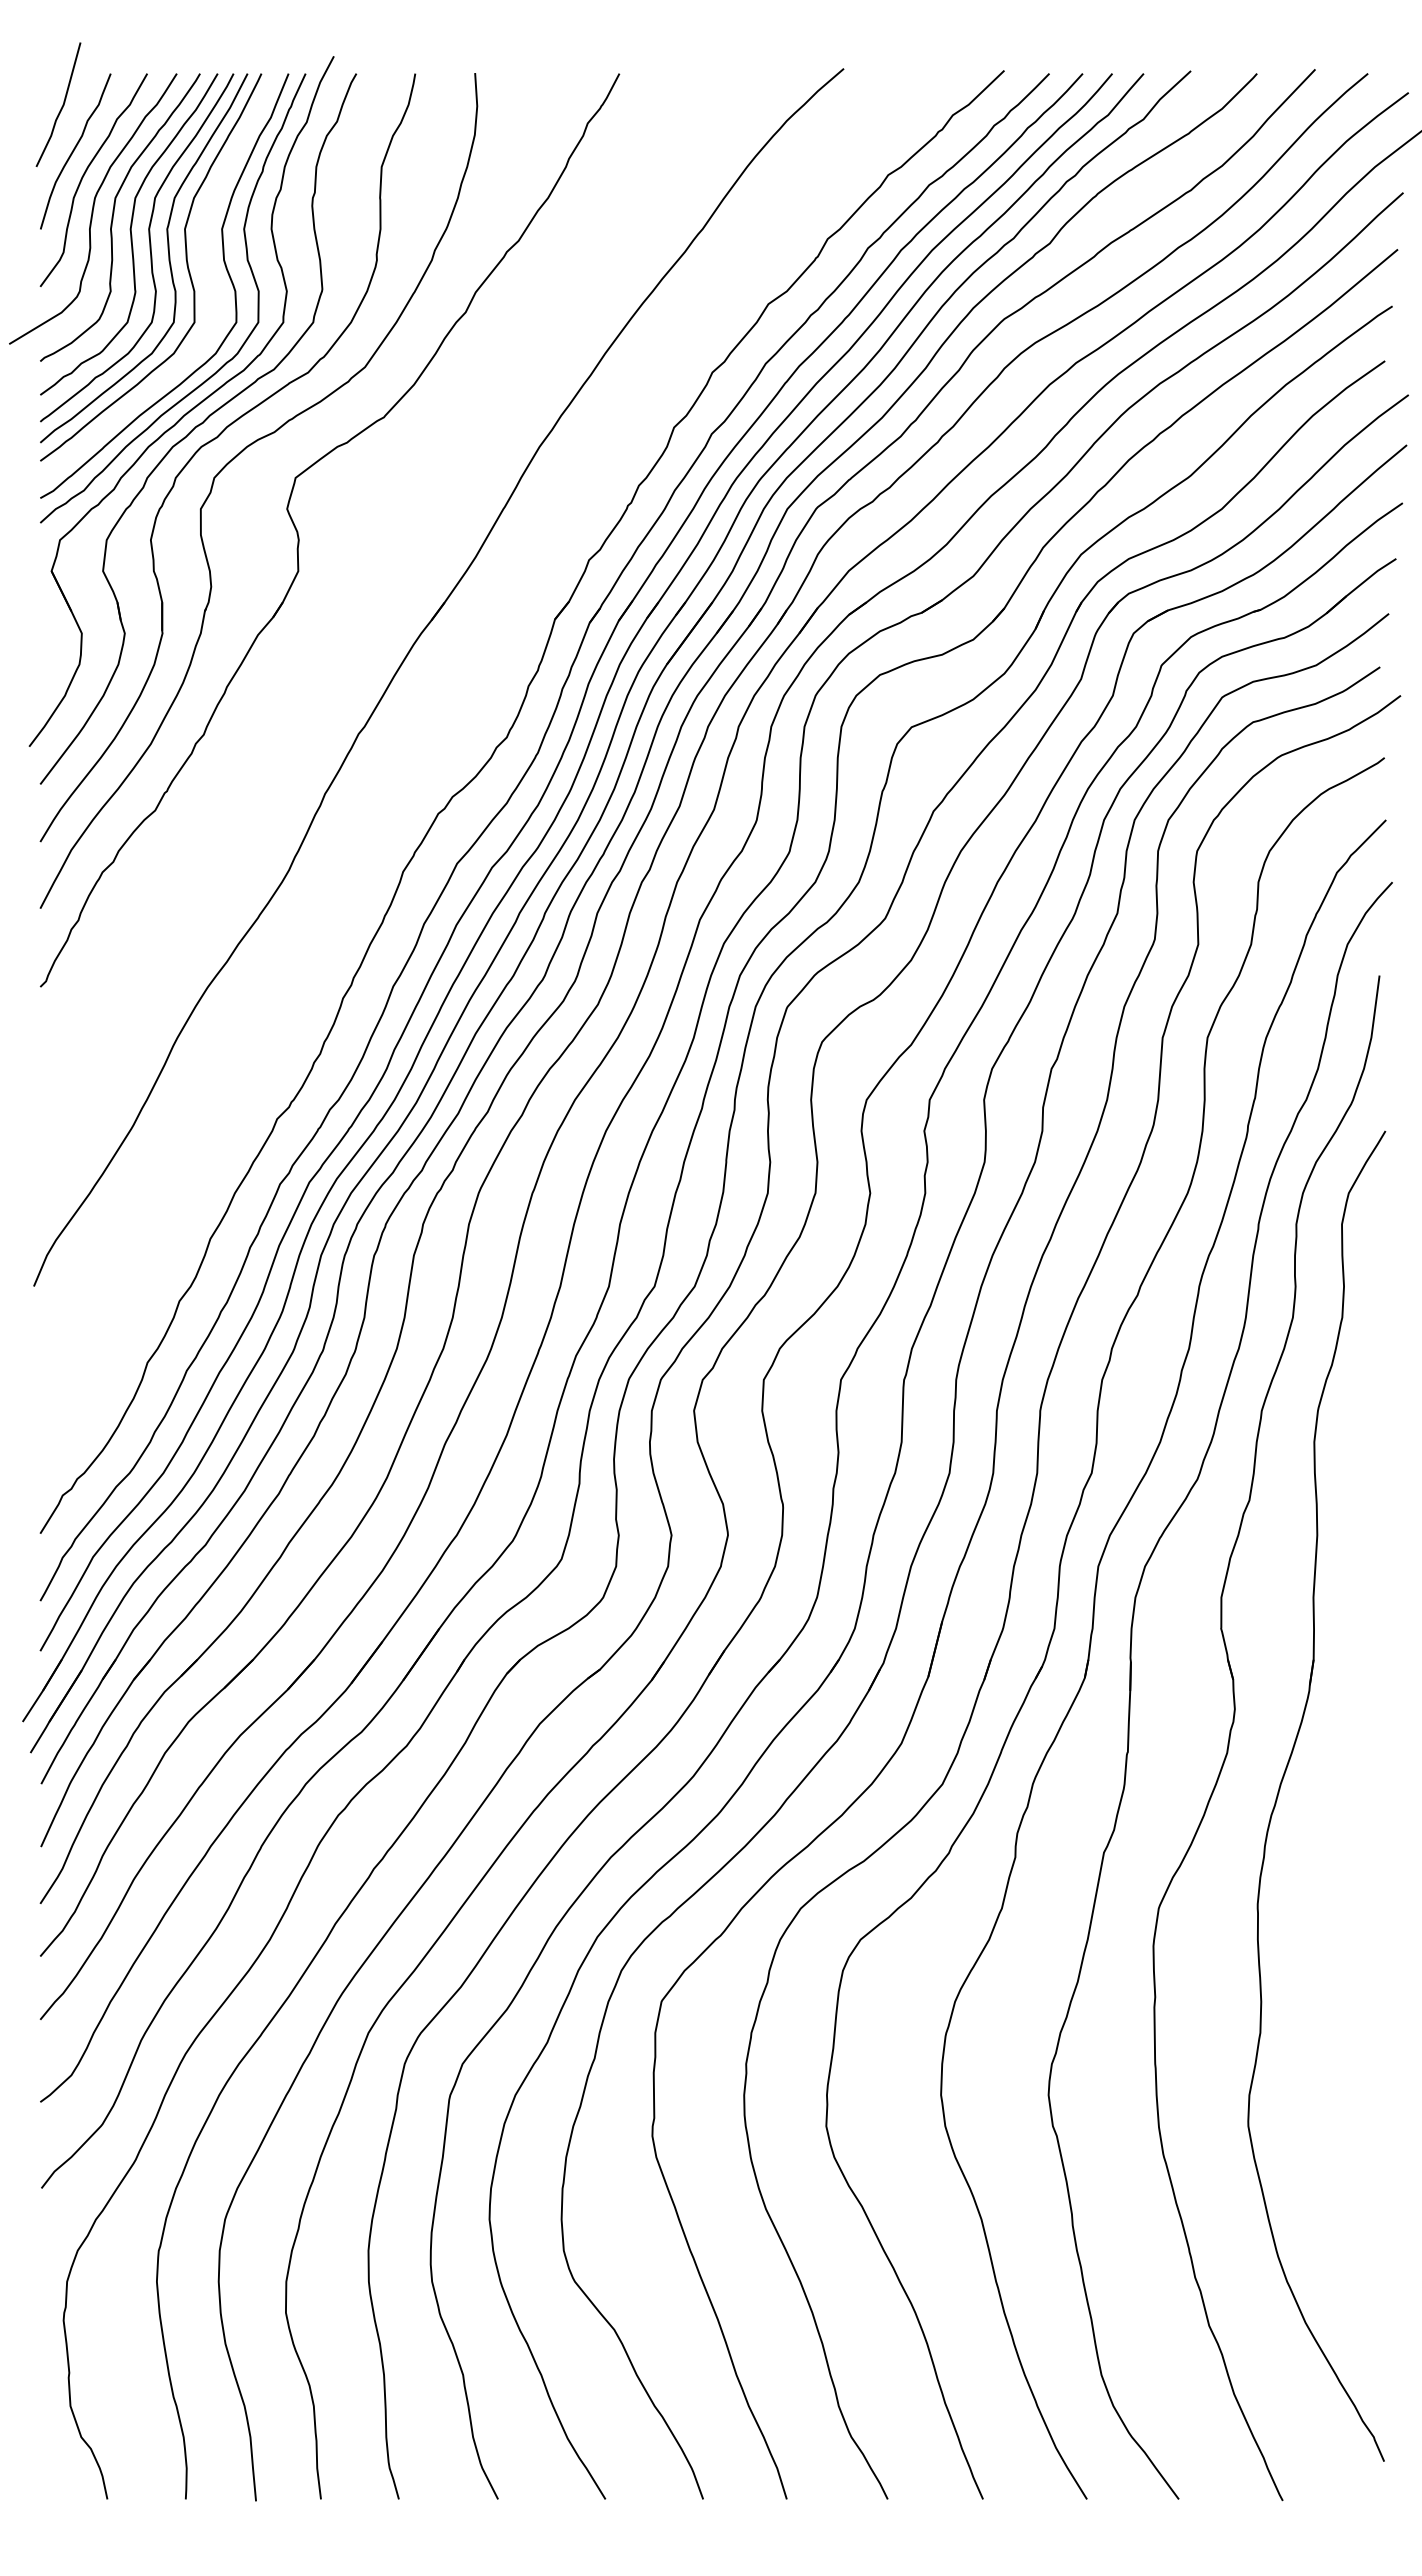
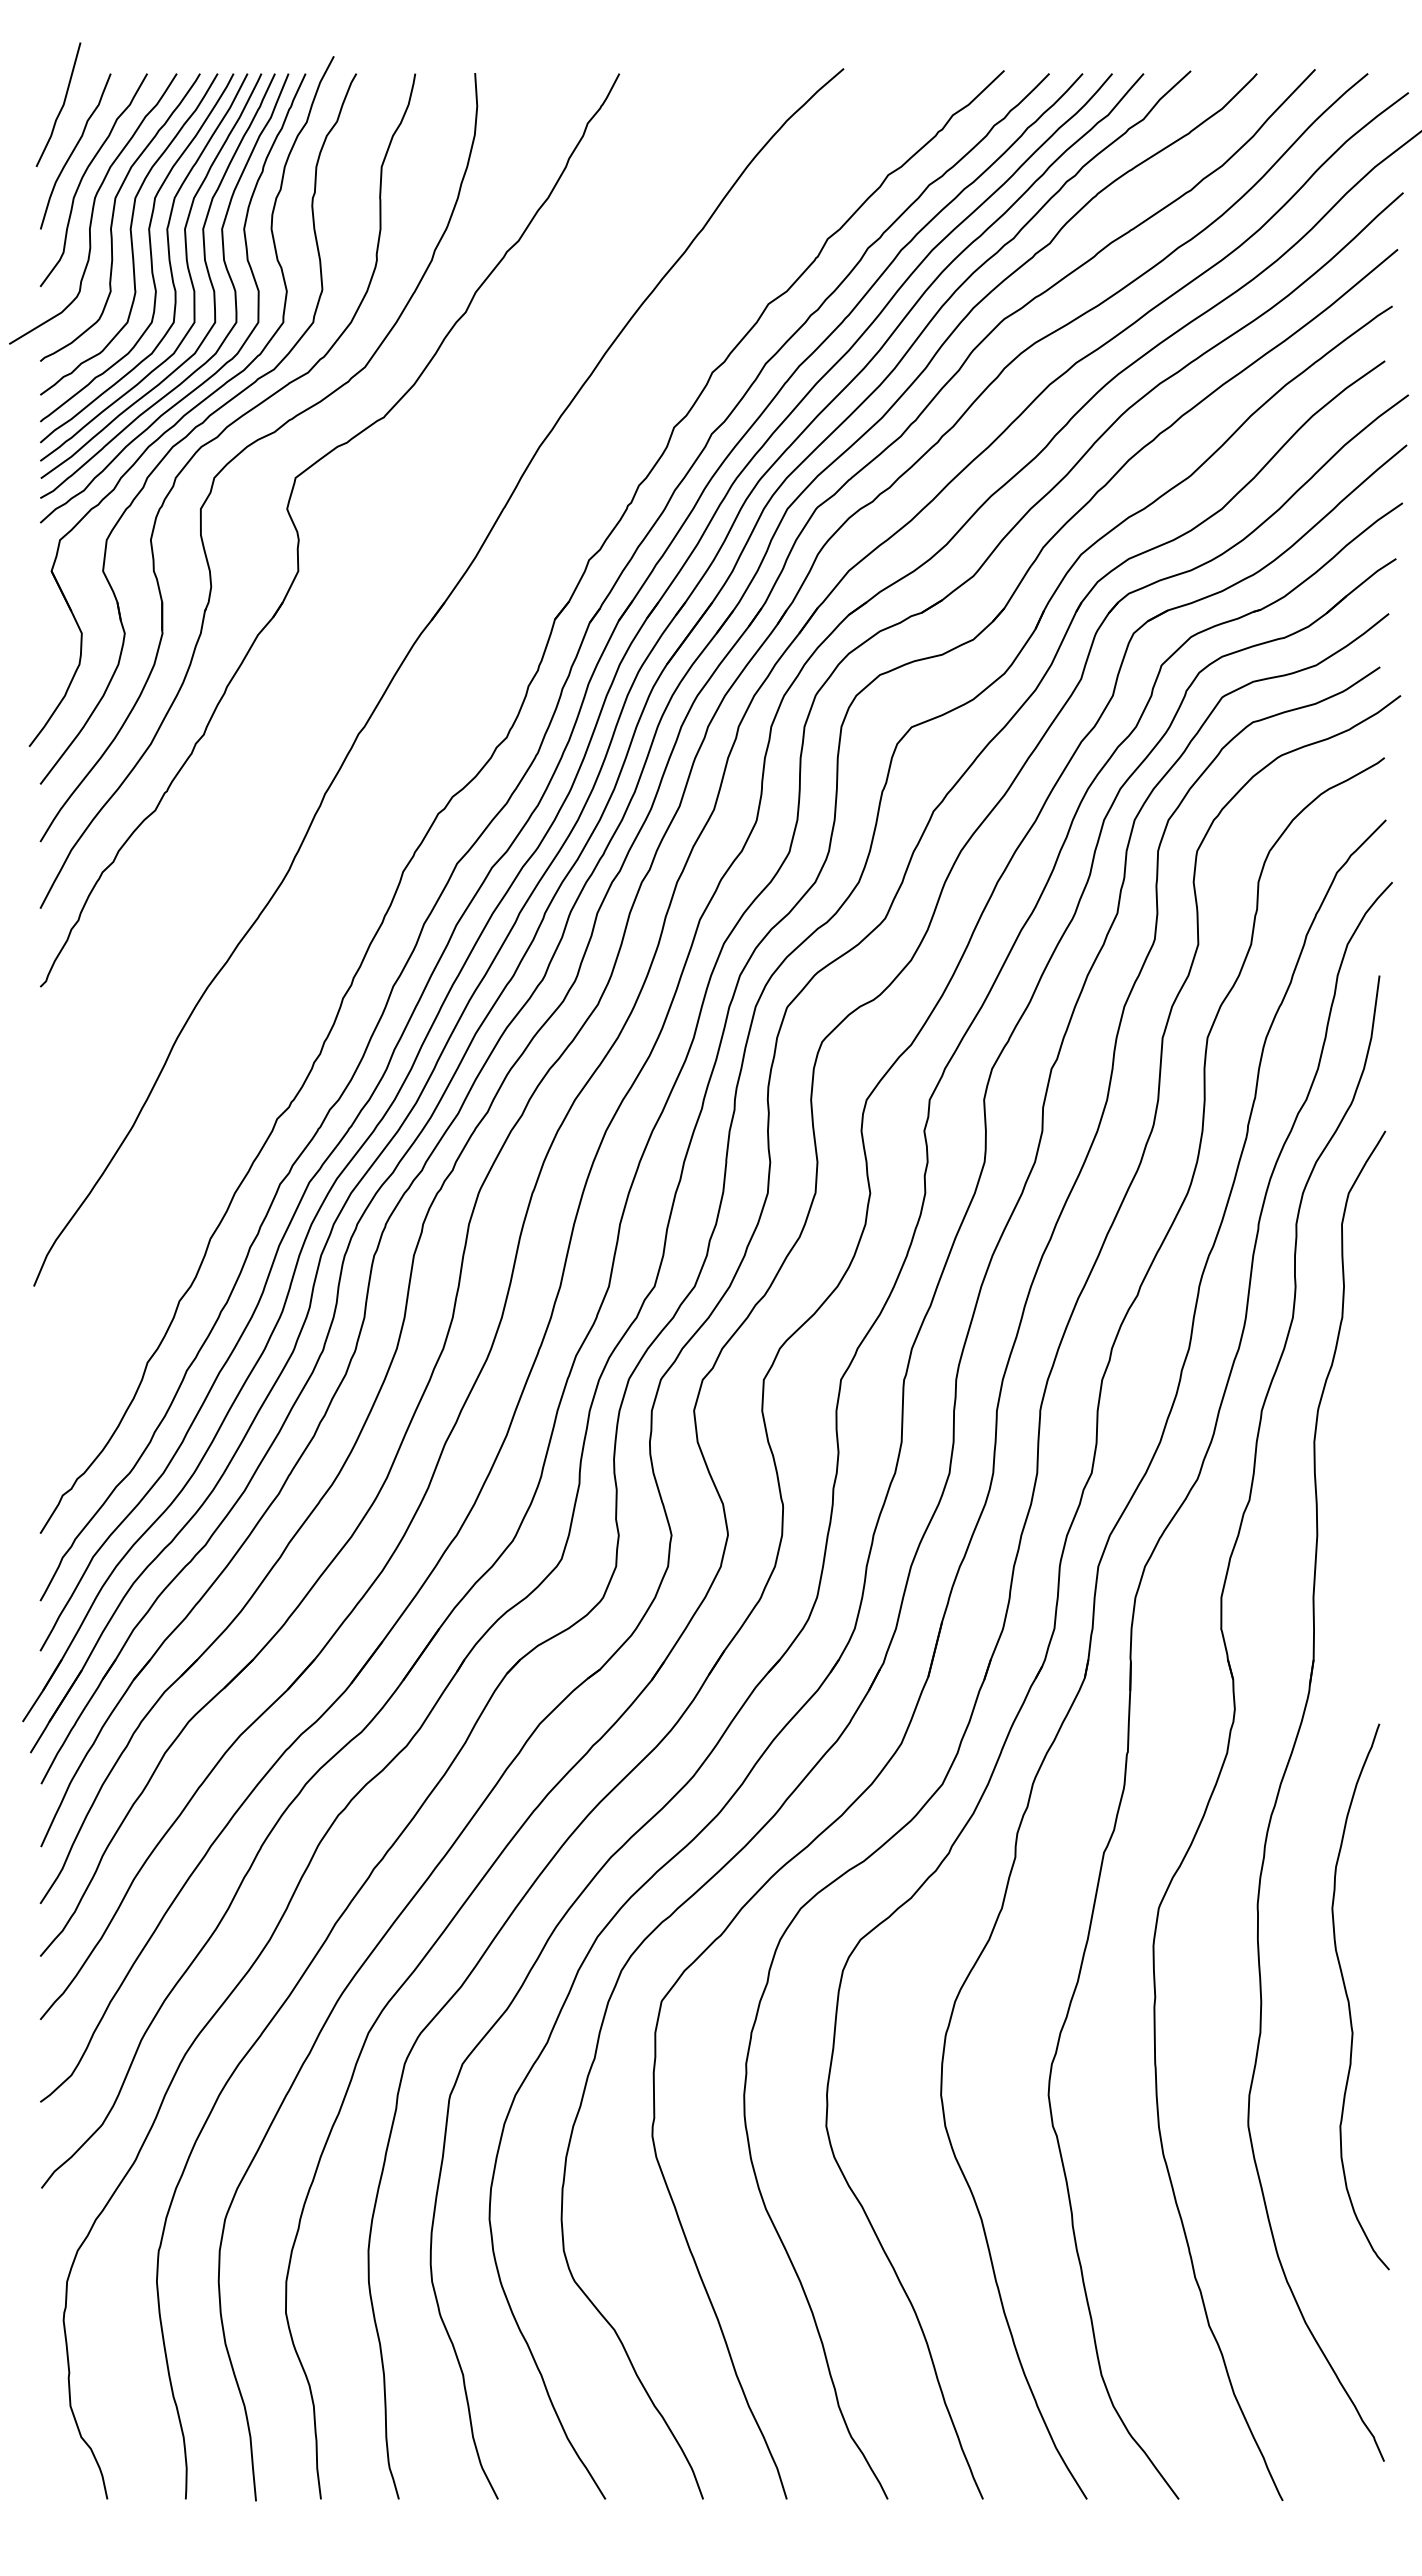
curve: none -> present (204, 262)
curve: none -> present (1349, 2000)
